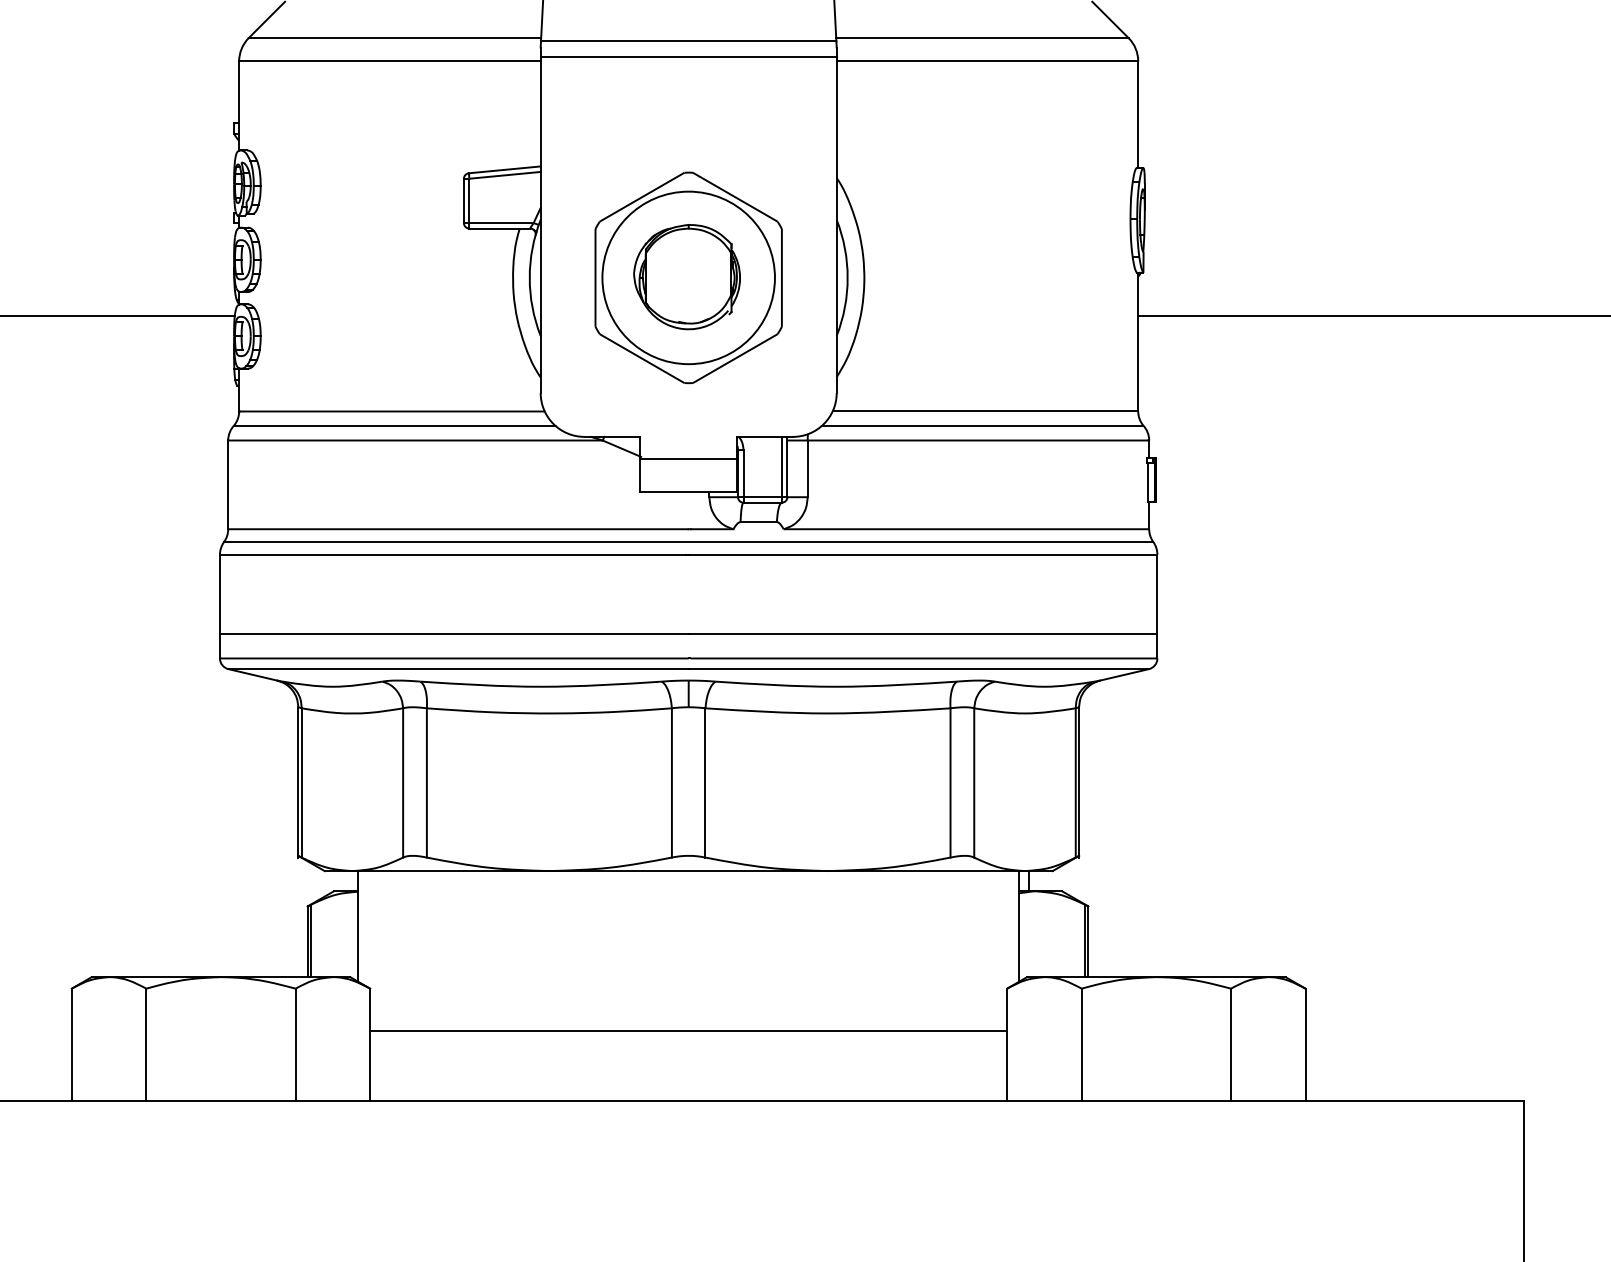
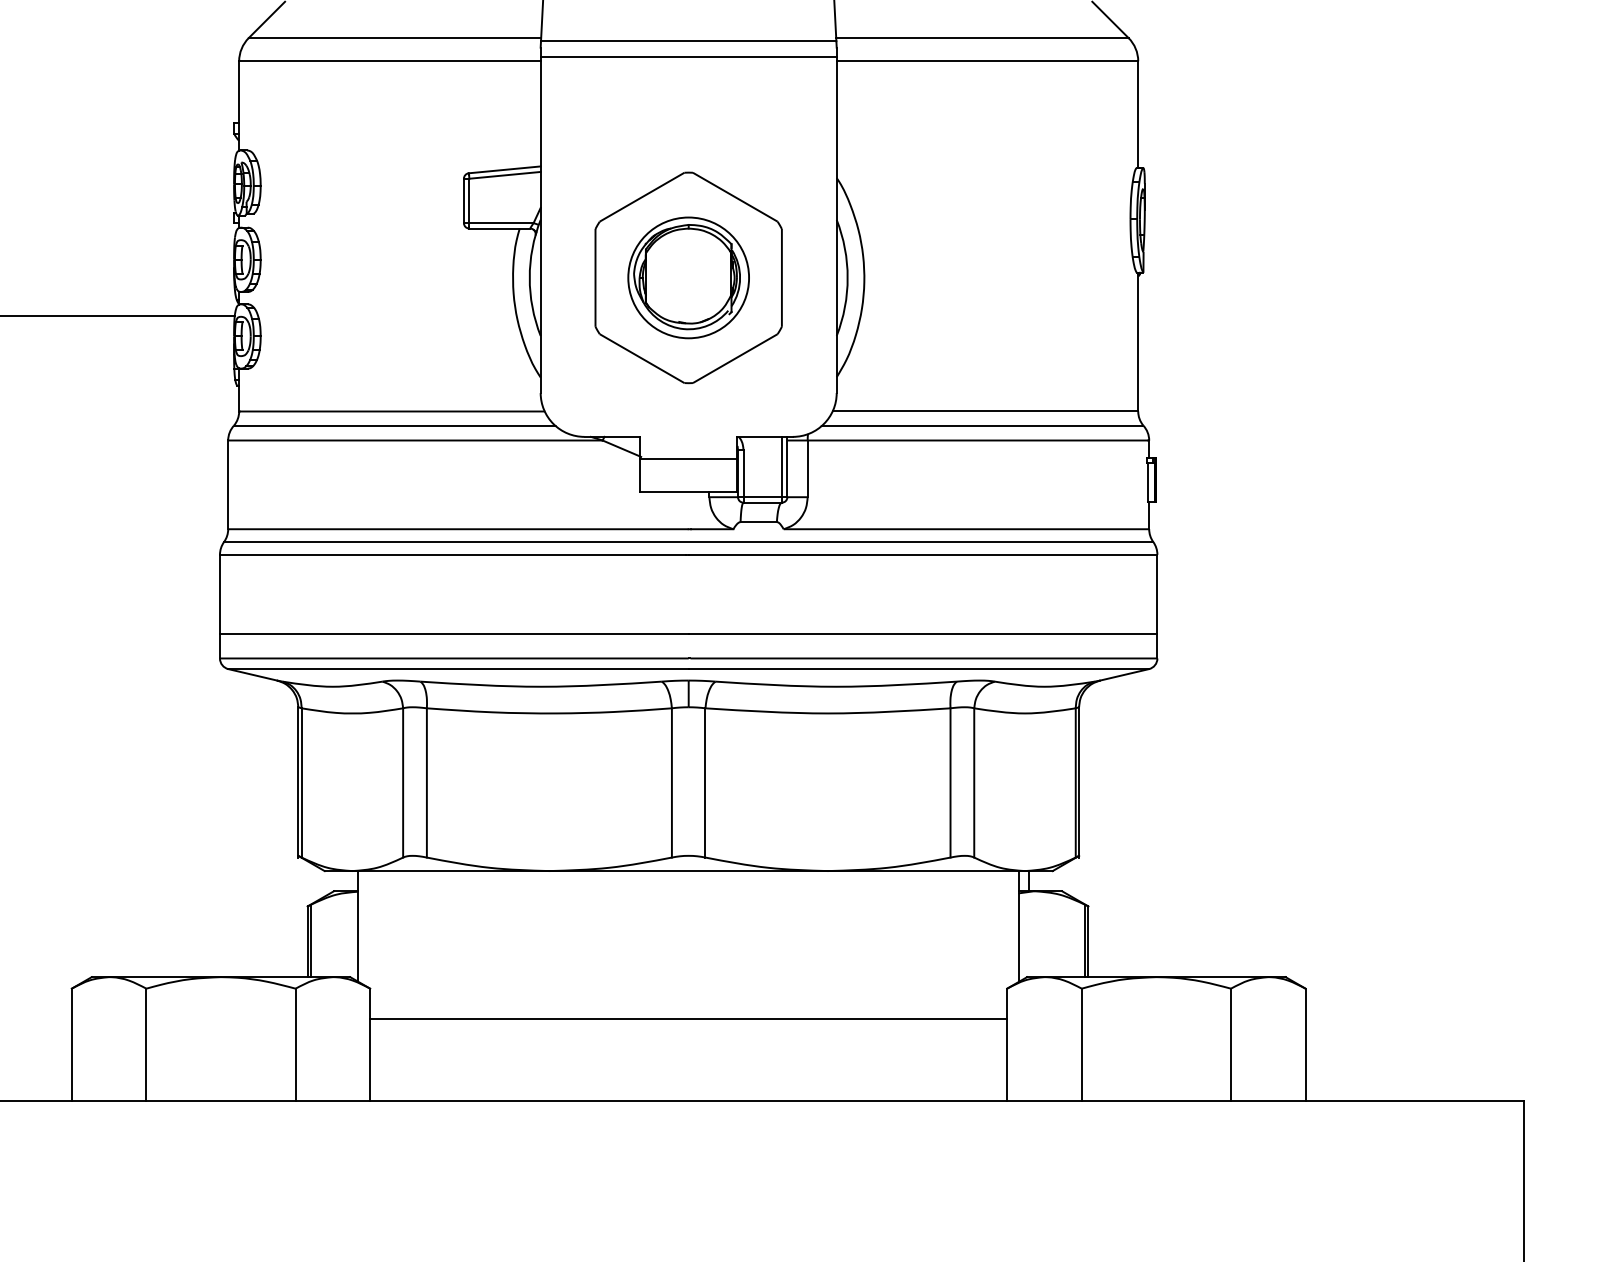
circle diameter: 173 px -> 121 px (688, 277)
line: present -> none (1372, 315)
line position: (688, 1031) -> (688, 1019) (688, 1019)
